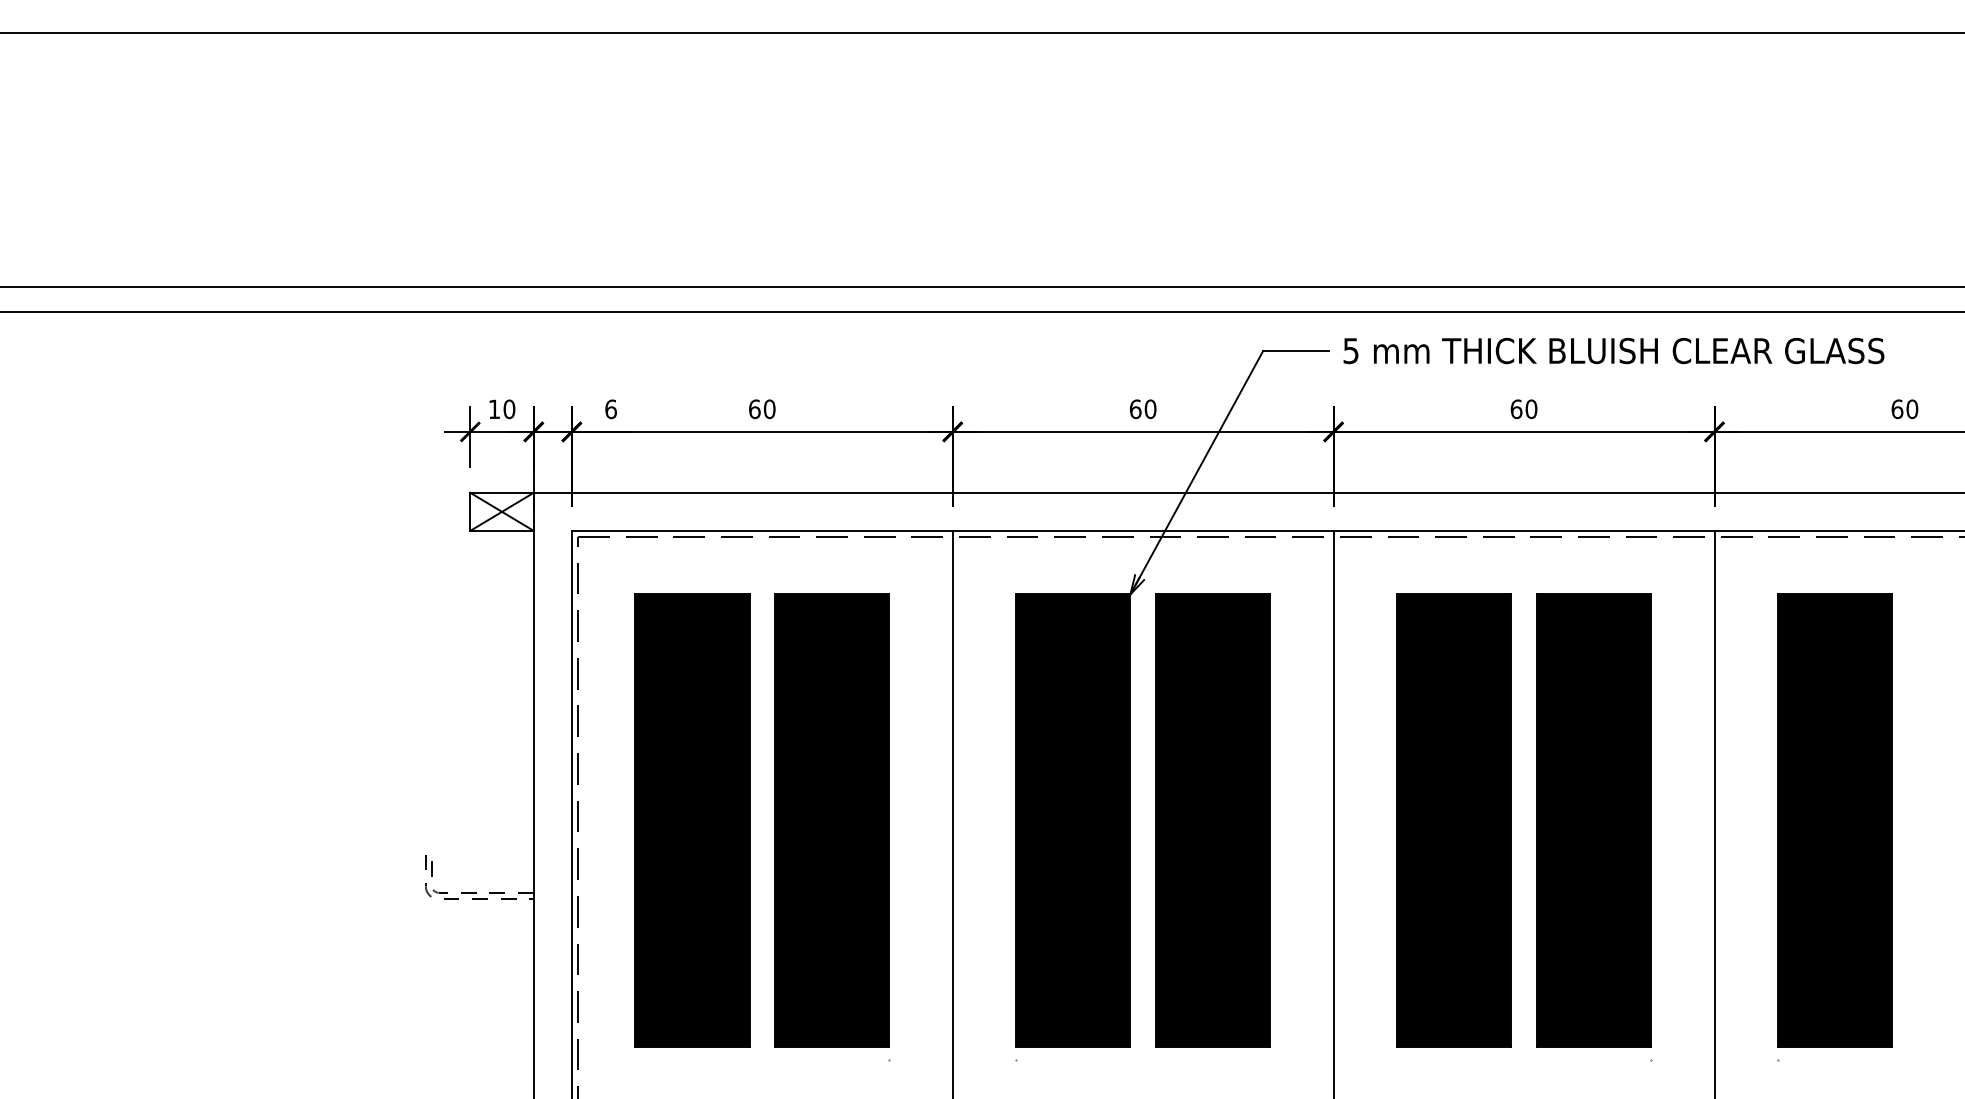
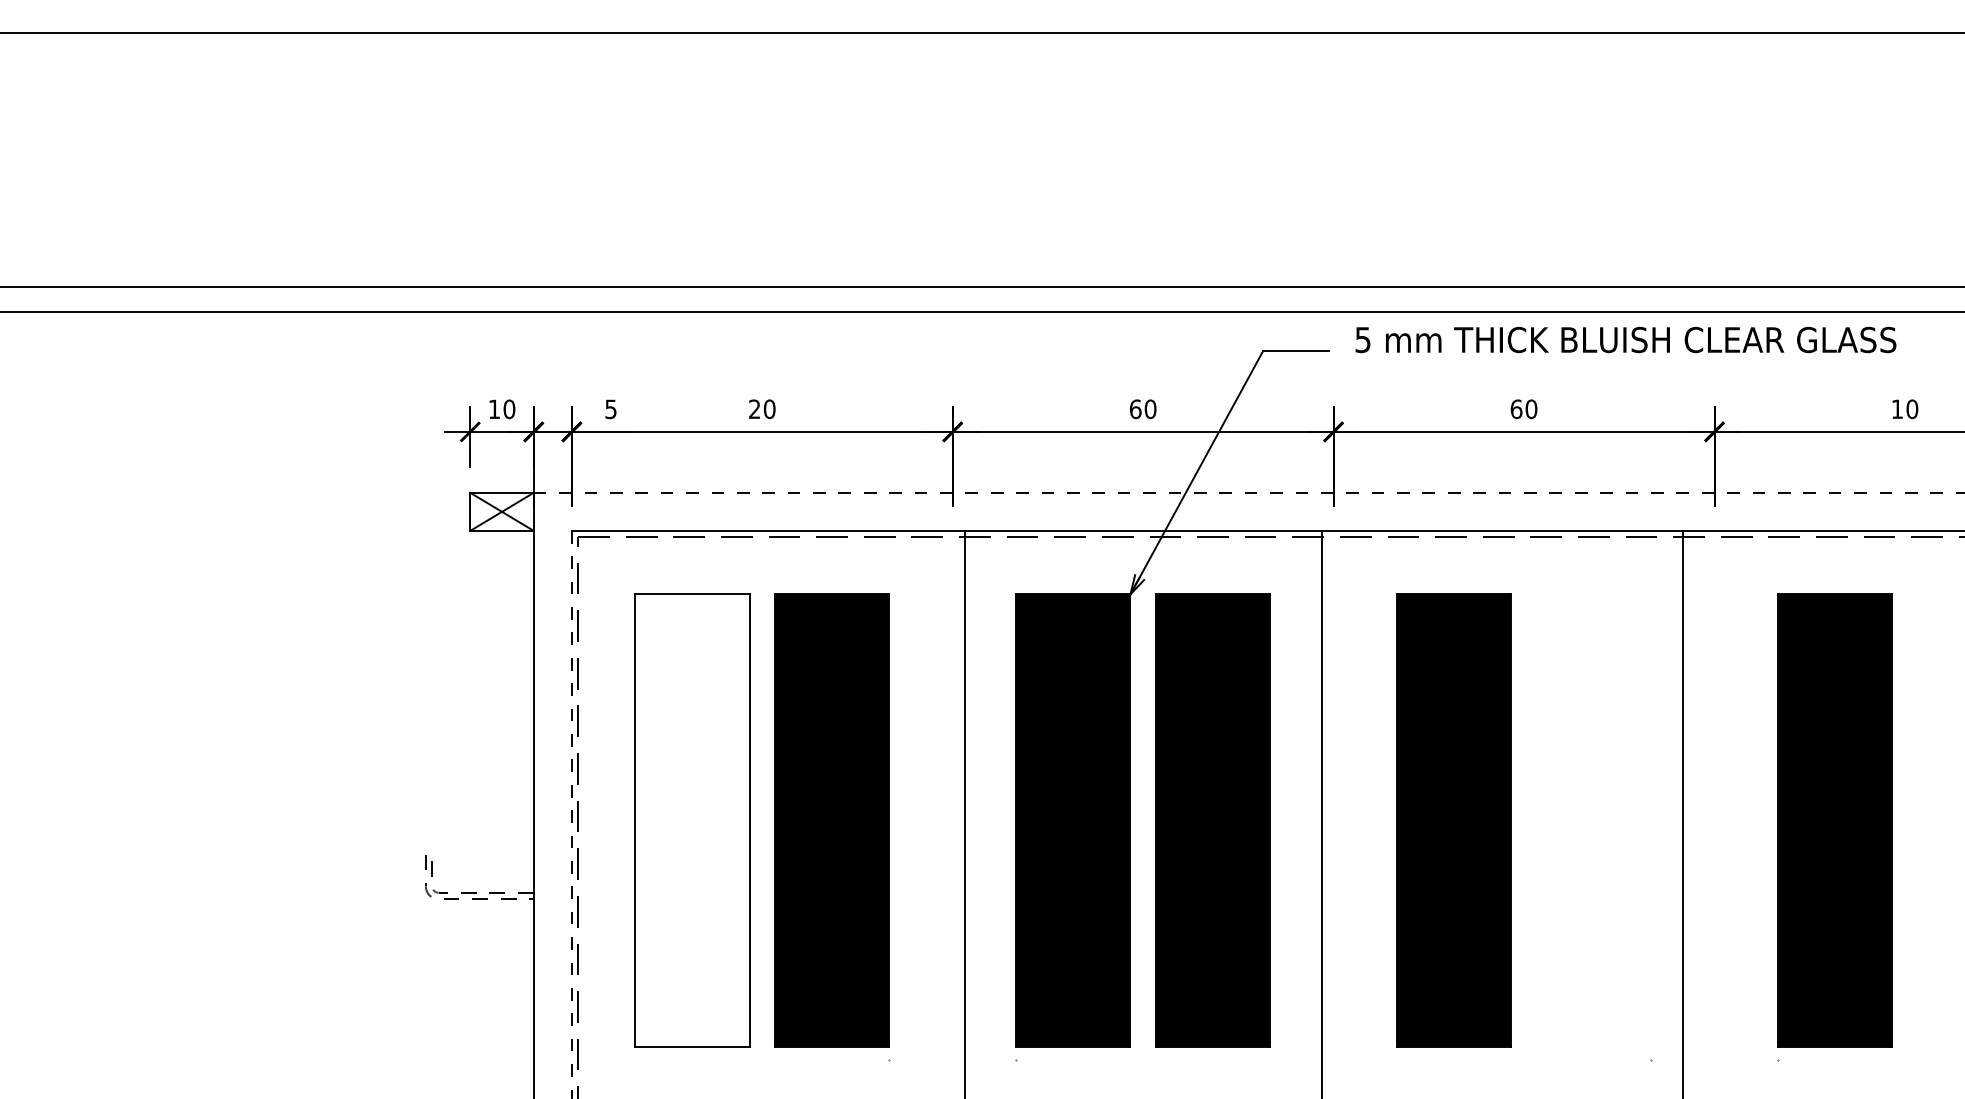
text position: (1613, 350) -> (1625, 339) (1625, 339)
text: 6 -> 5 (611, 409)
text: 60 -> 20 (754, 409)
text: 60 -> 10 (1897, 409)
line: solid -> dashed (1249, 492)
line position: (952, 812) -> (964, 812) (964, 812)
line position: (1333, 812) -> (1321, 812) (1321, 812)
line position: (1714, 812) -> (1682, 812) (1682, 812)
line: solid -> dashed (571, 814)
fill: present -> none (692, 820)
part: present -> none (1593, 820)
